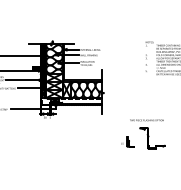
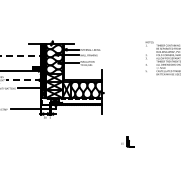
line: solid -> dashed (23, 56)
line: solid -> dashed (23, 80)
part: present -> none (147, 134)
